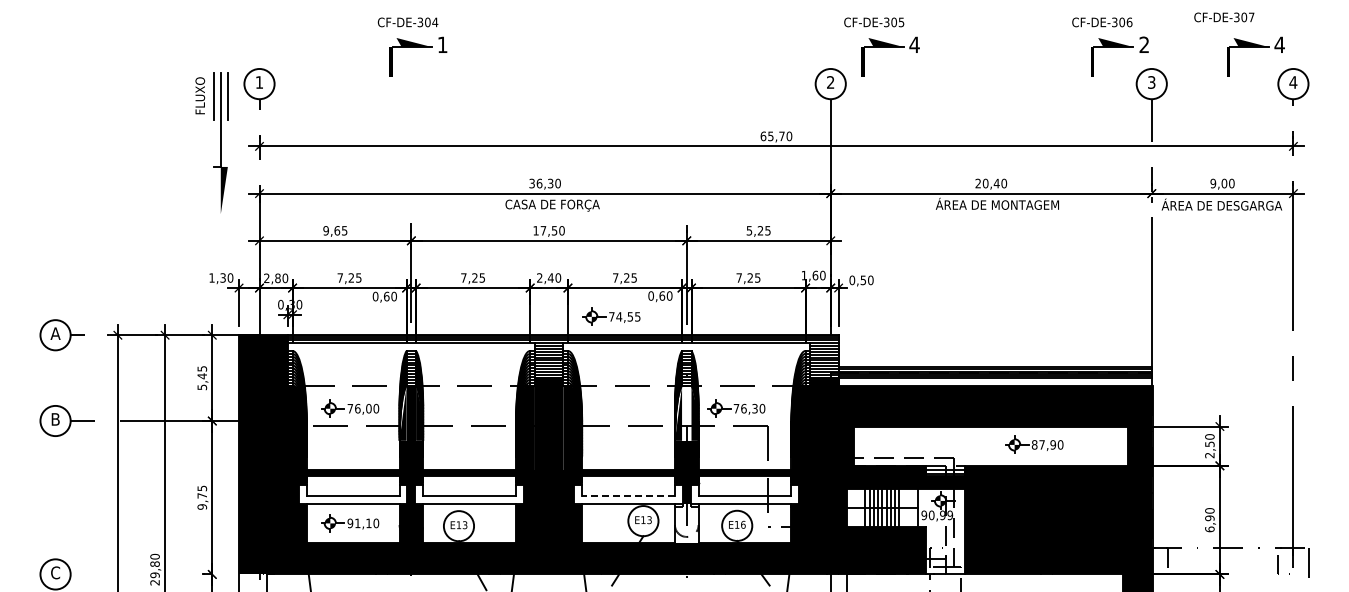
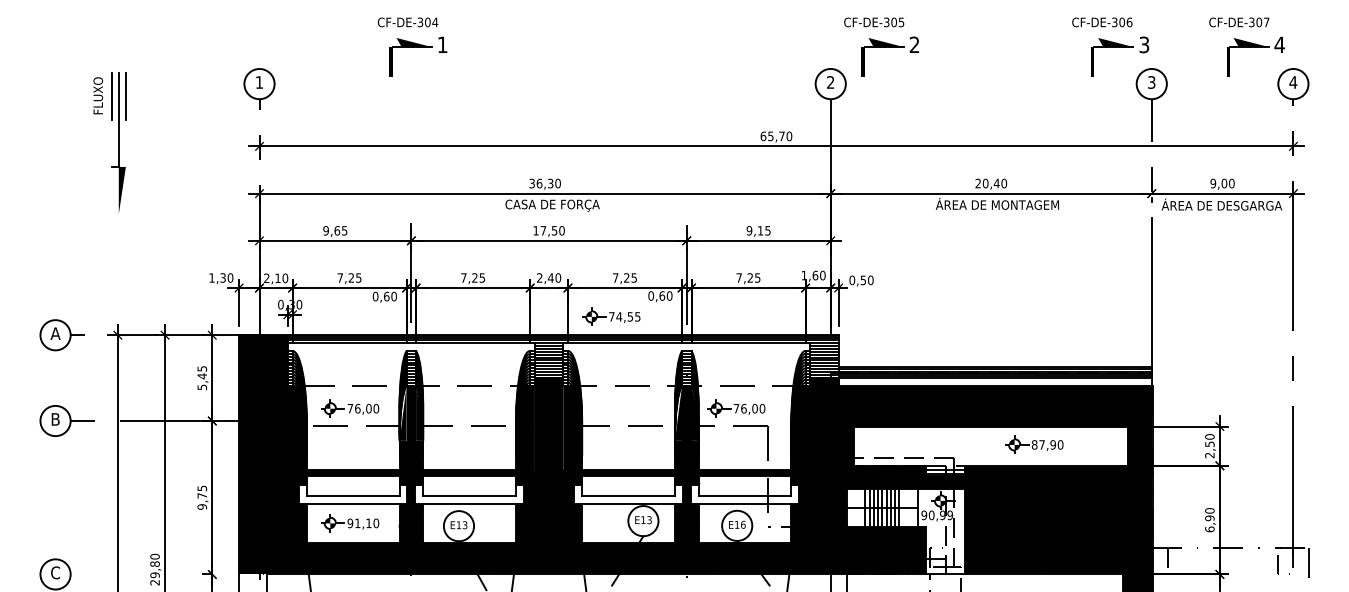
text position: (1224, 17) -> (1239, 22) (1239, 22)
text: 4 -> 2 (914, 44)
text: 2 -> 3 (1144, 44)
part position: (220, 142) -> (118, 142) (118, 142)
text: 5,25 -> 9,15 (754, 230)
text: 2,80 -> 2,10 (277, 278)
text: 76,30 -> 76,00 (754, 408)
fill: none -> present (686, 412)
line: dashed -> solid (628, 495)
fill: none -> present (686, 522)
